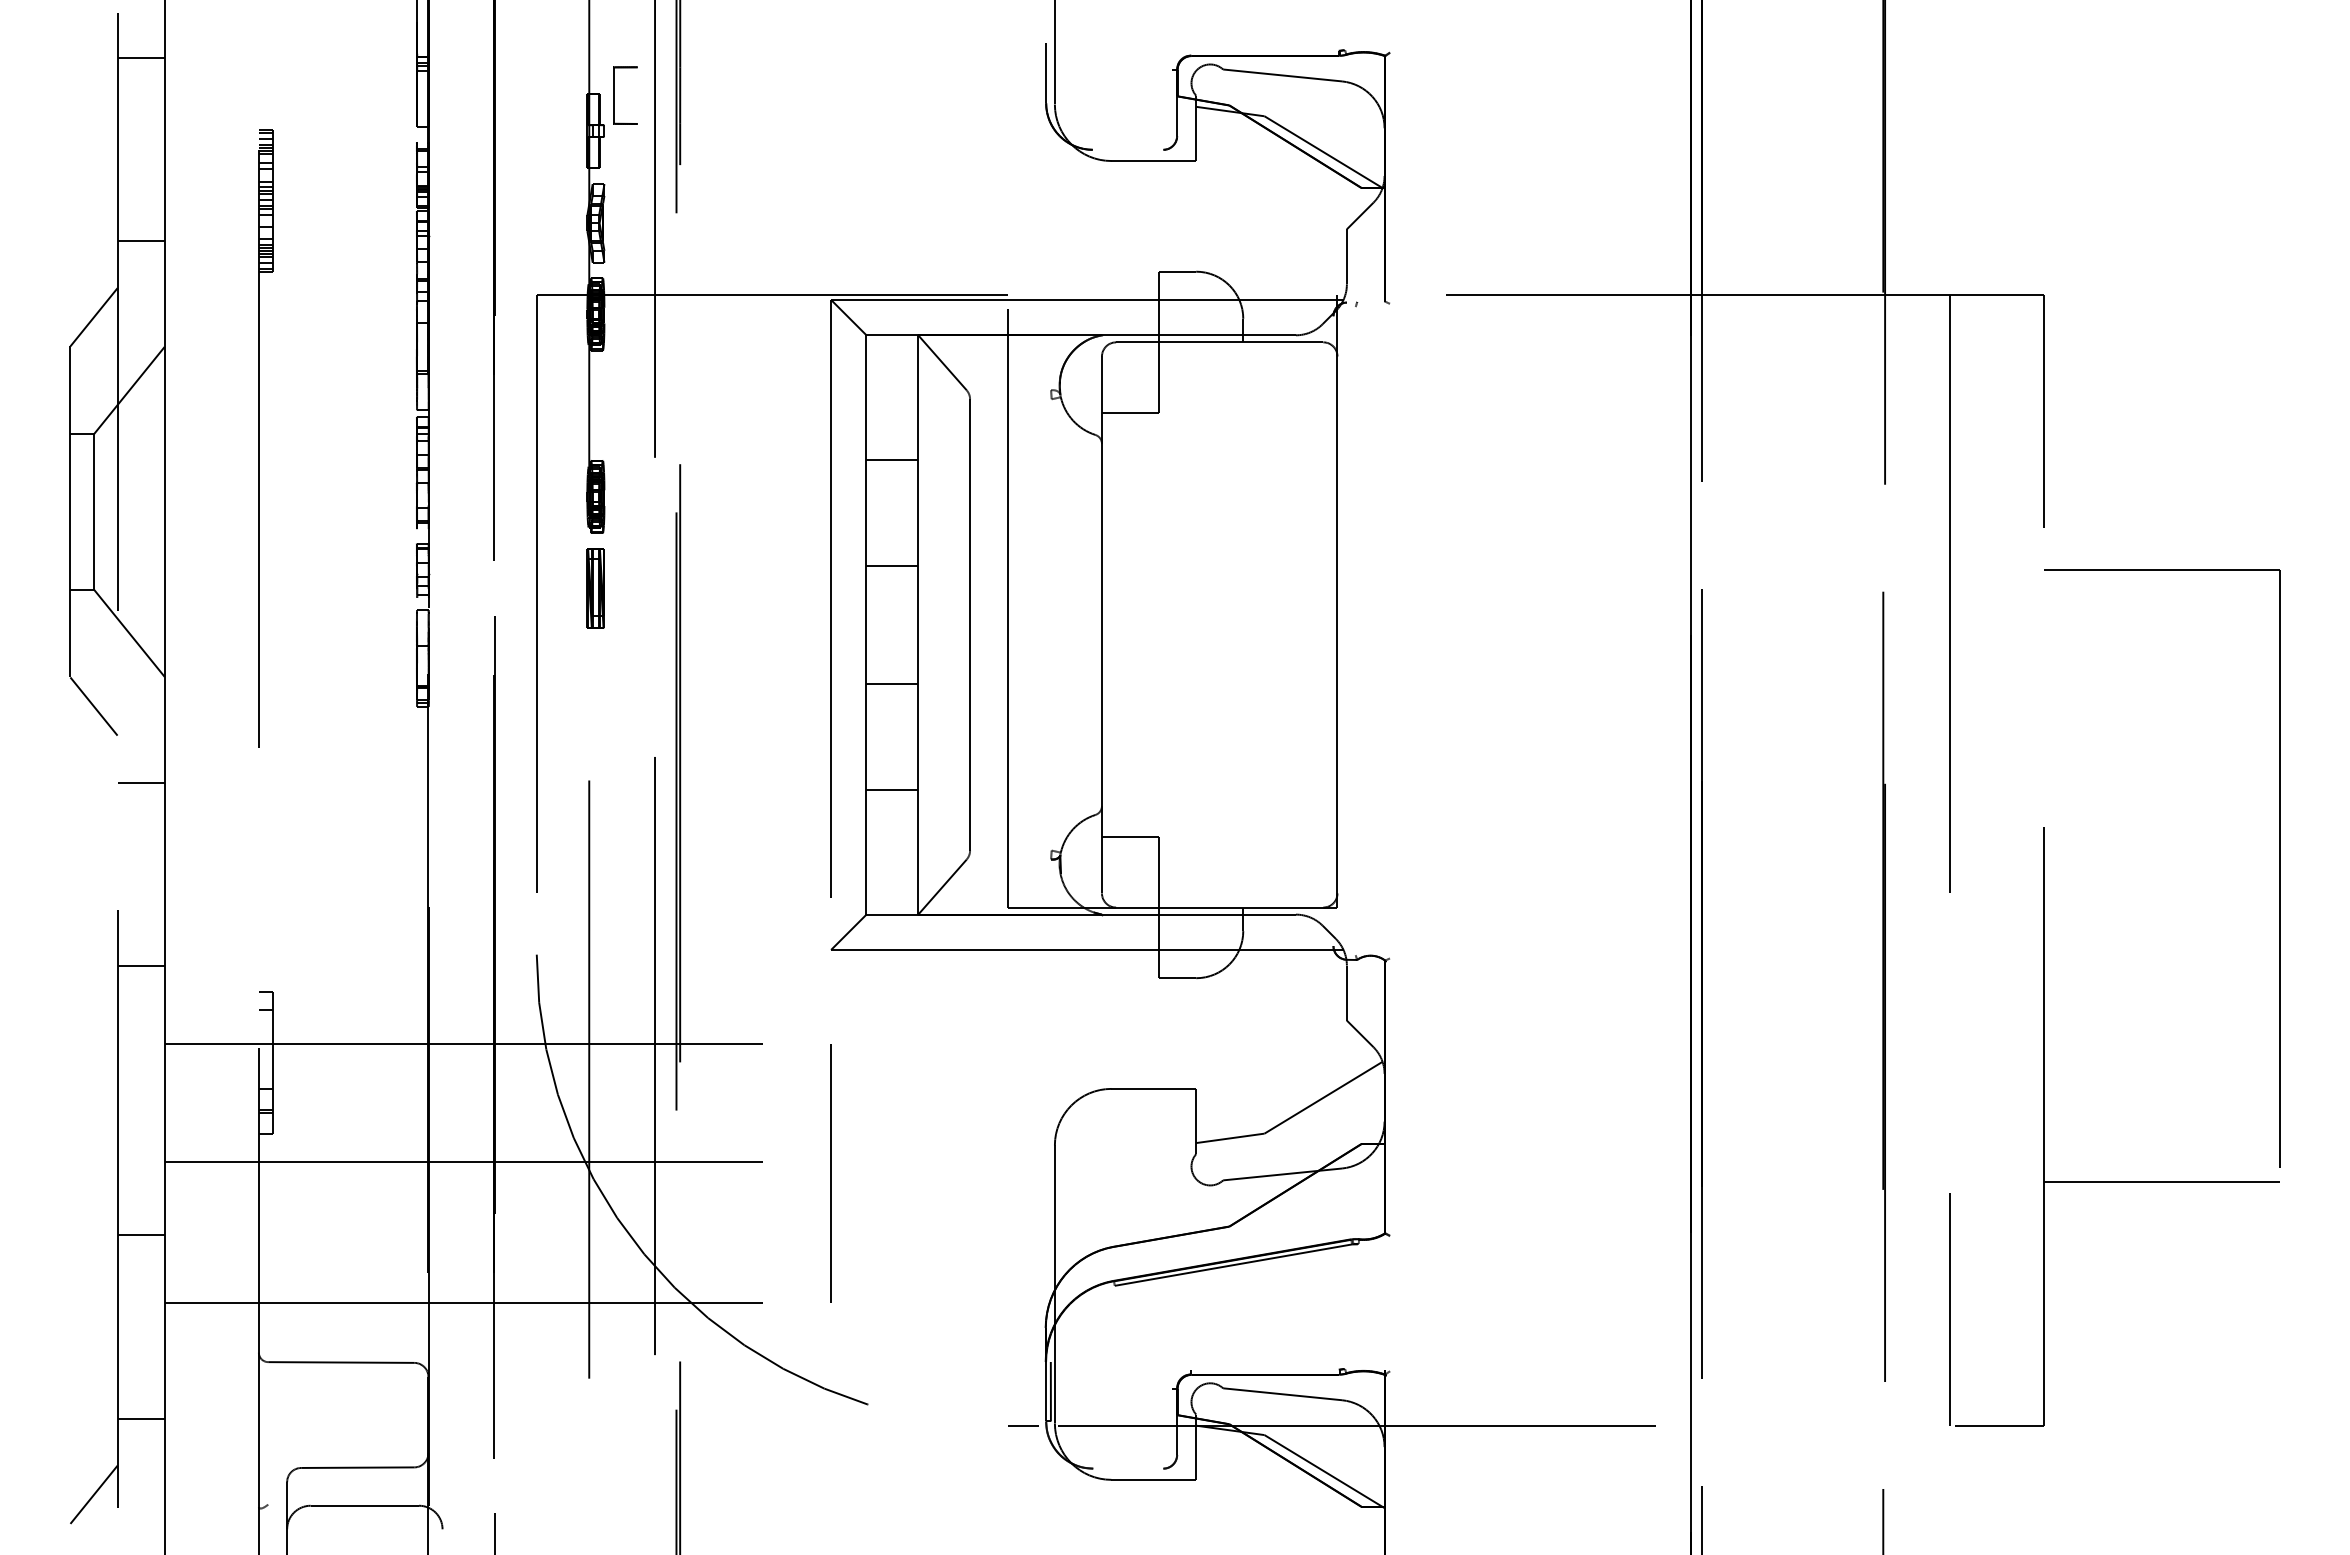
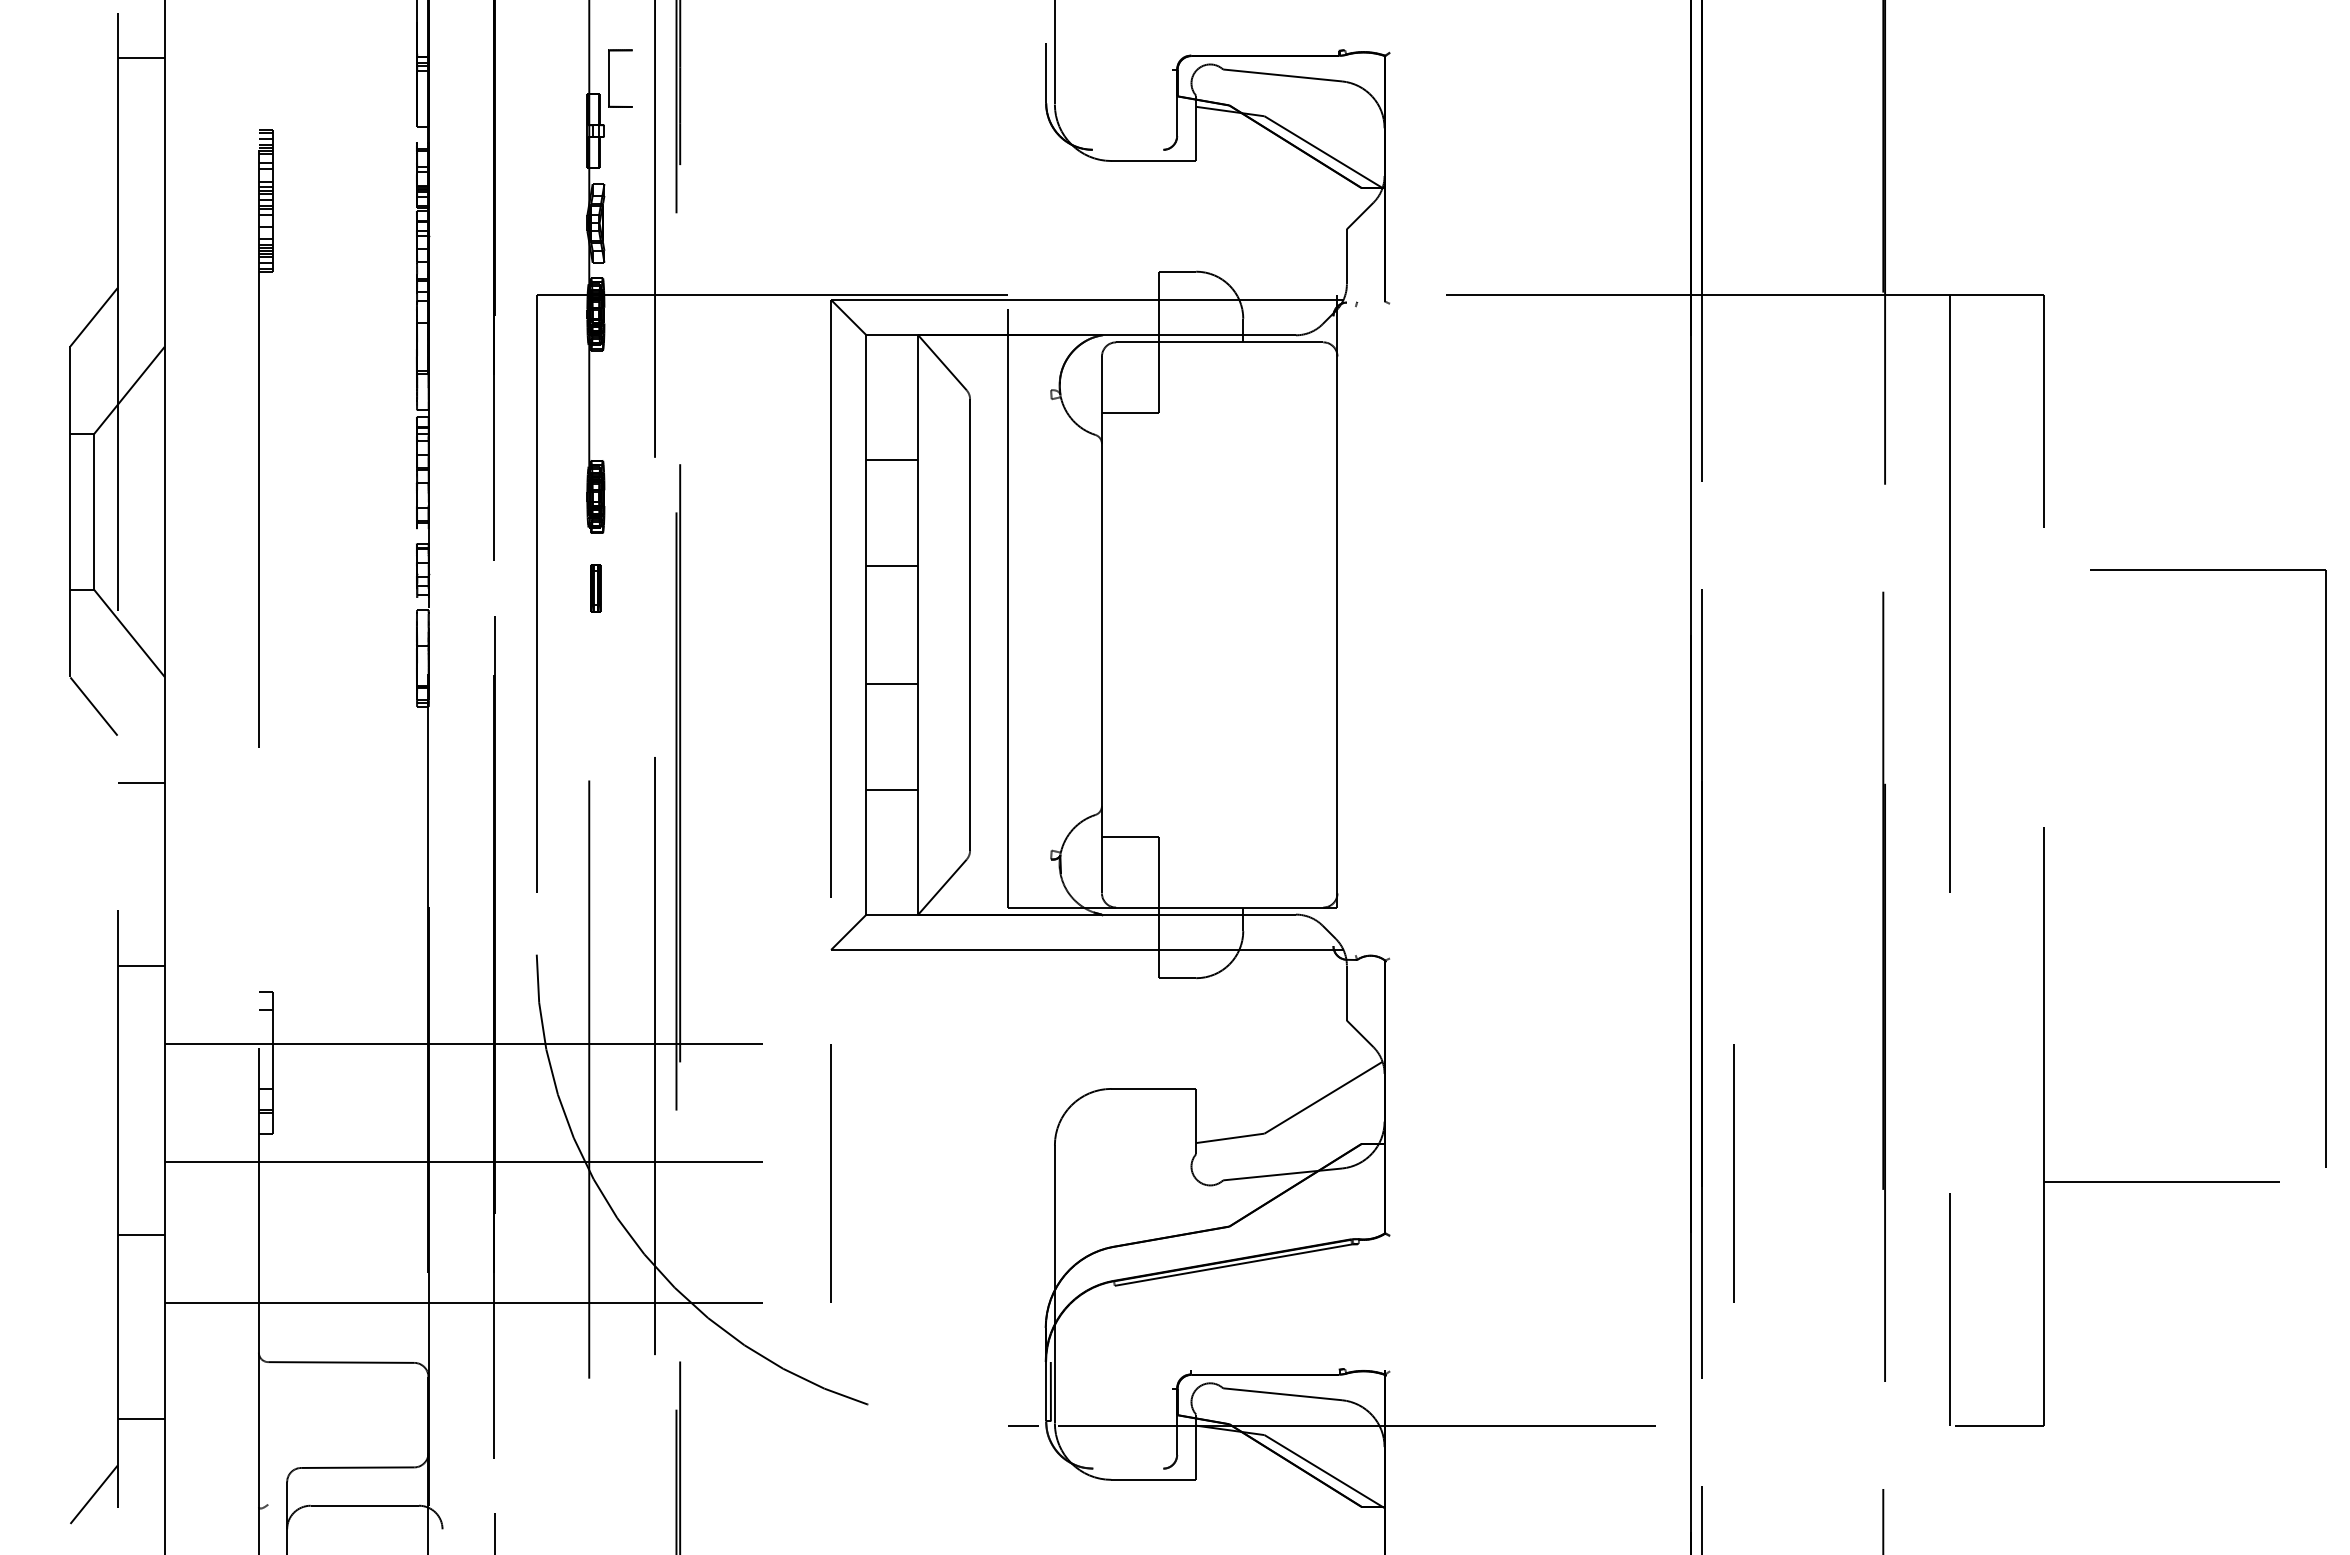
part position: (614, 95) -> (609, 78) (609, 78)
line: present -> none (140, 241)
part size: 19x81 px -> 12x49 px (595, 588)
part position: (2279, 868) -> (2325, 868) (2325, 868)
line: none -> present (1733, 1173)
